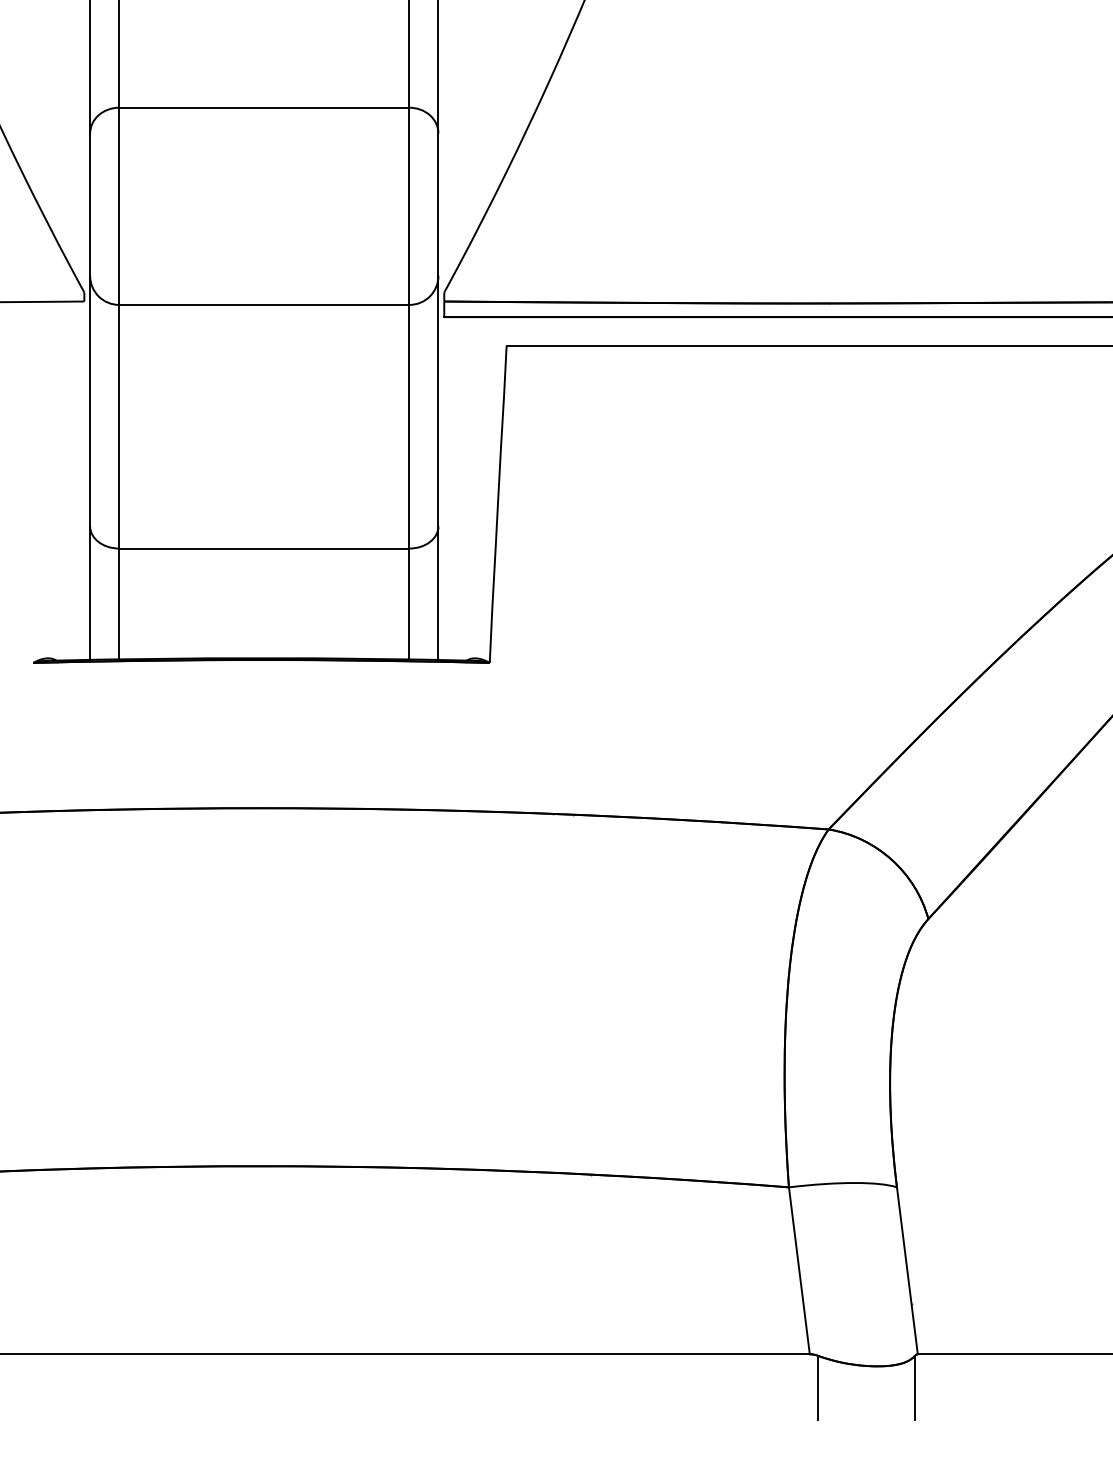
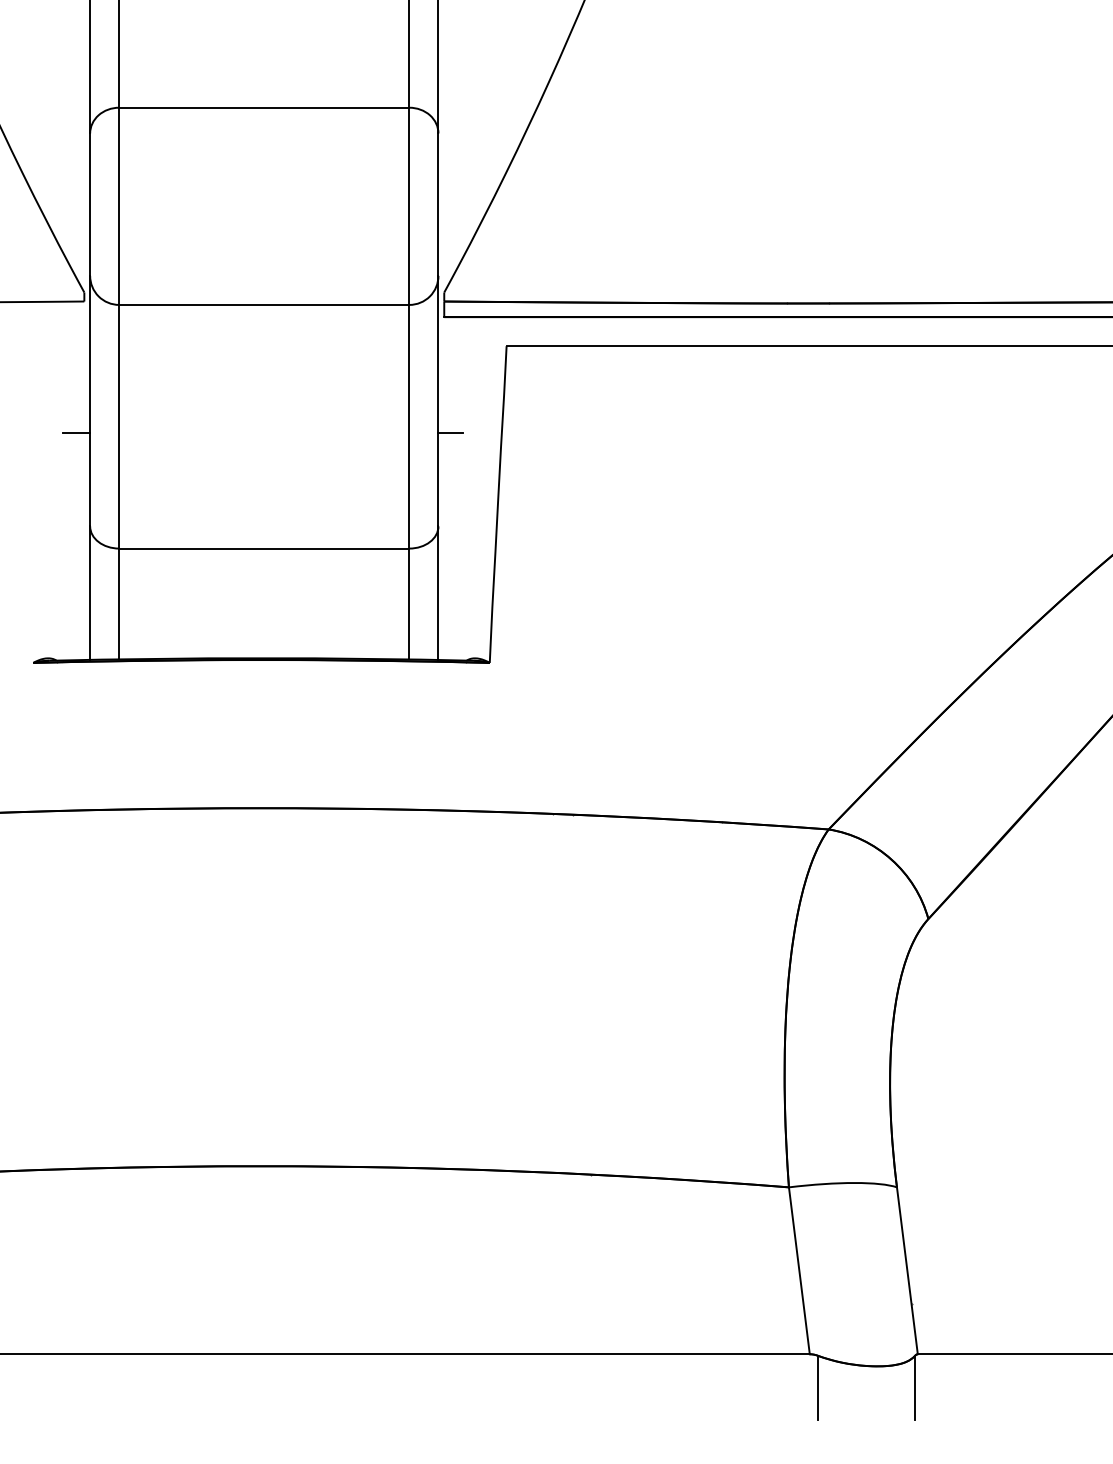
line: none -> present (76, 433)
line: none -> present (450, 433)
